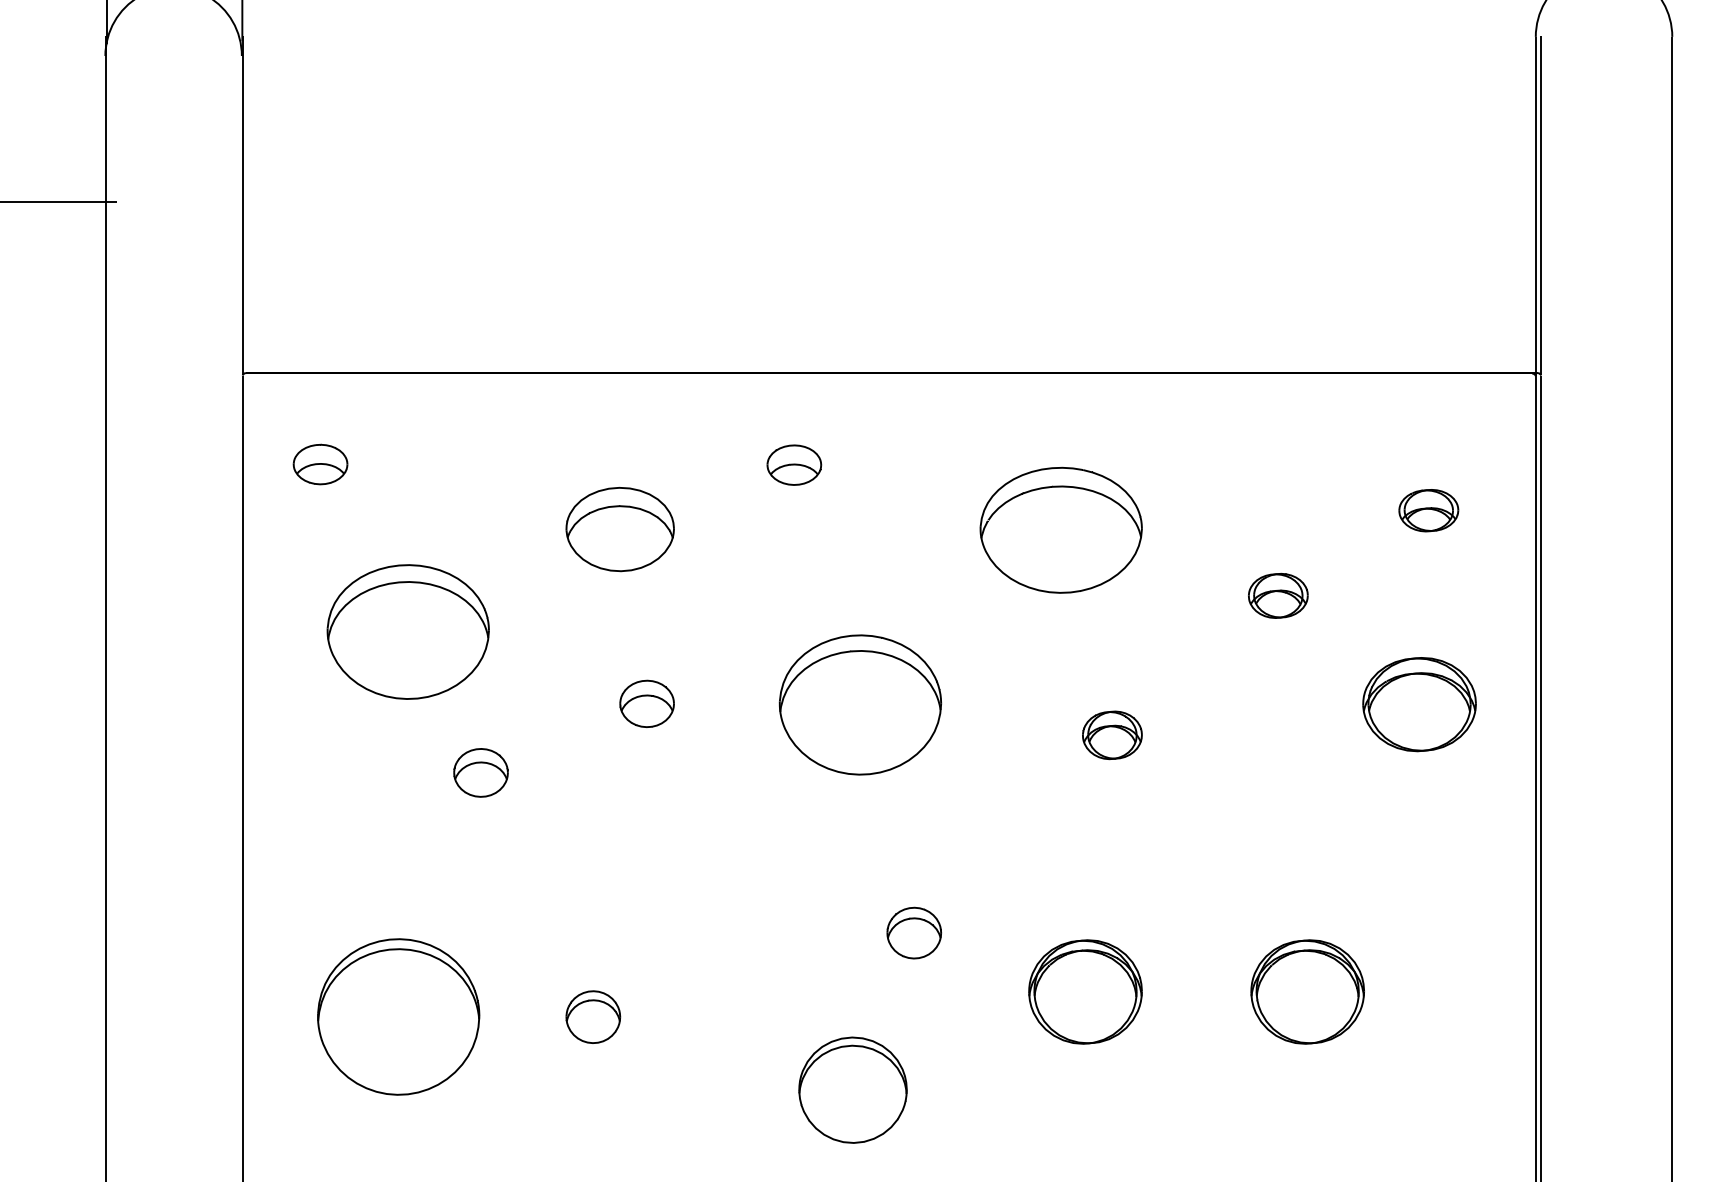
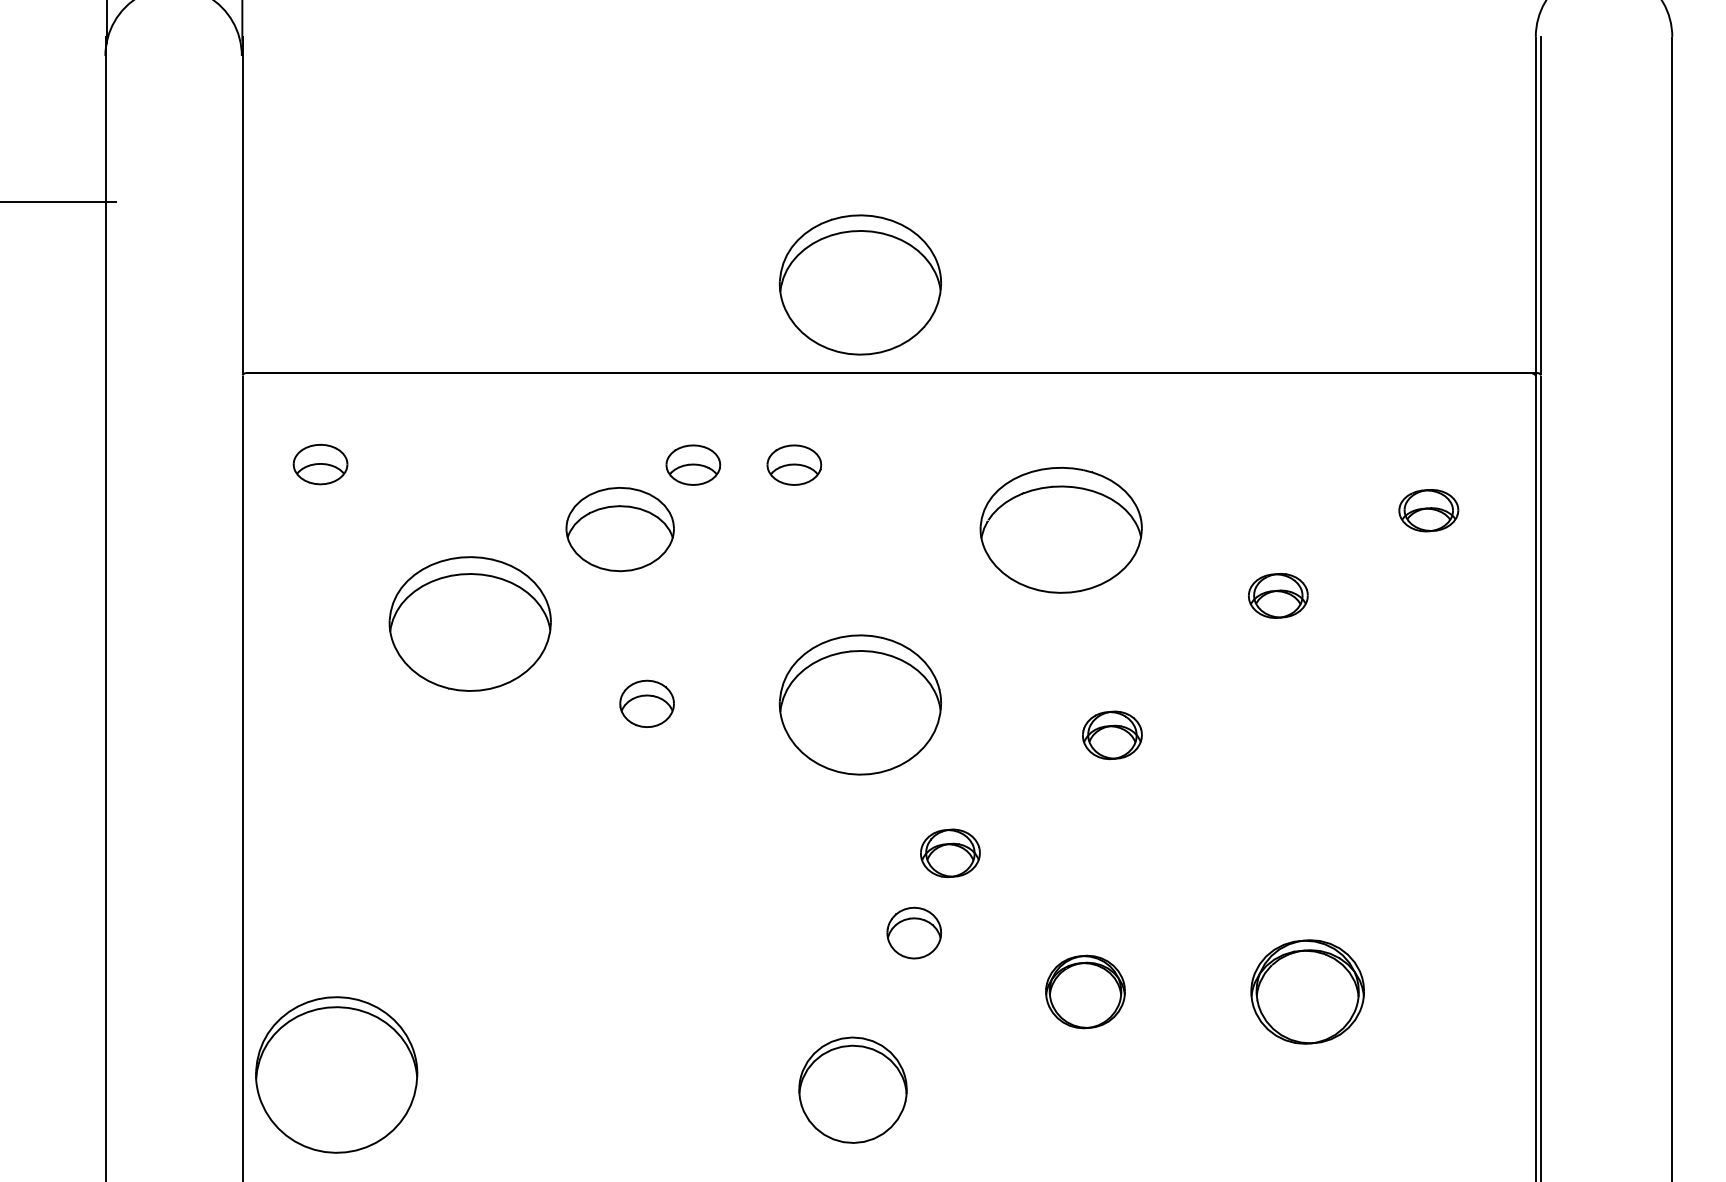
part: none -> present (860, 284)
part: none -> present (693, 464)
part position: (407, 631) -> (469, 623) (469, 623)
part: present -> none (1419, 704)
part: present -> none (480, 772)
part: none -> present (950, 853)
part size: 115x106 px -> 81x76 px (1085, 991)
part position: (398, 1016) -> (336, 1074) (336, 1074)
part: present -> none (593, 1016)
